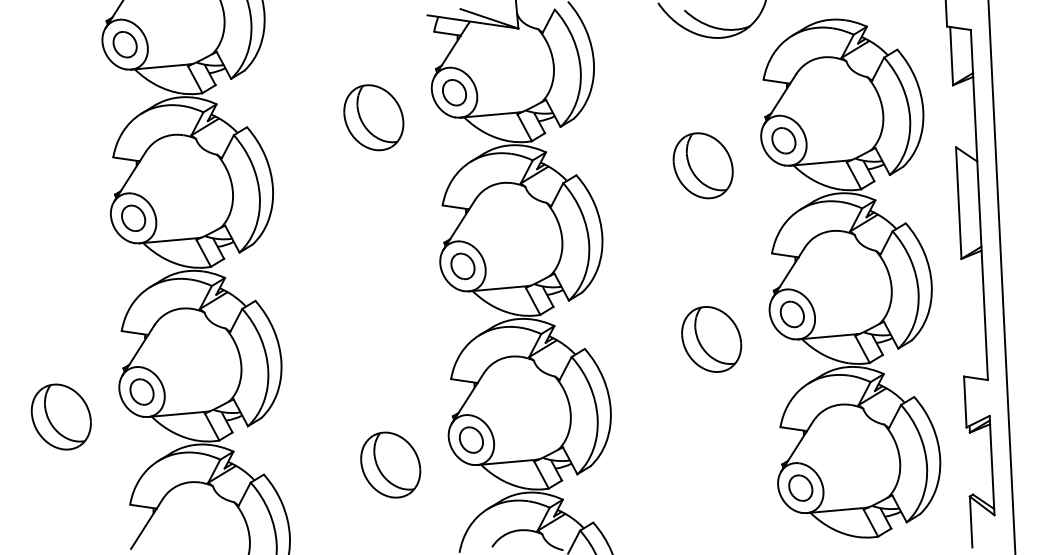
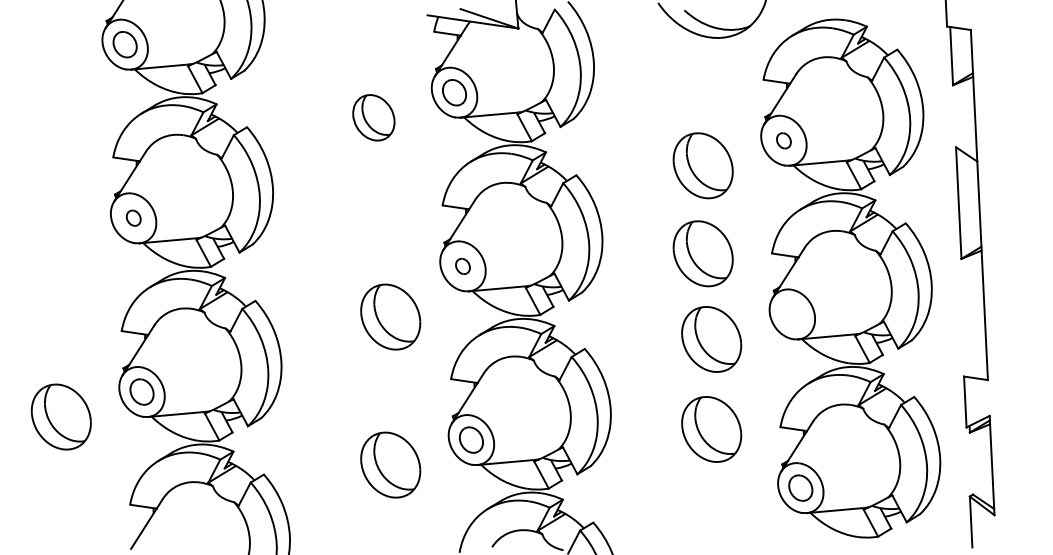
part size: 62x68 px -> 44x48 px (373, 117)
part size: 26x28 px -> 16x18 px (783, 140)
part size: 26x28 px -> 17x18 px (133, 217)
part: none -> present (702, 253)
part size: 26x29 px -> 16x18 px (462, 265)
line: present -> none (1001, 276)
part: present -> none (791, 314)
part: none -> present (390, 316)
part: none -> present (711, 429)
